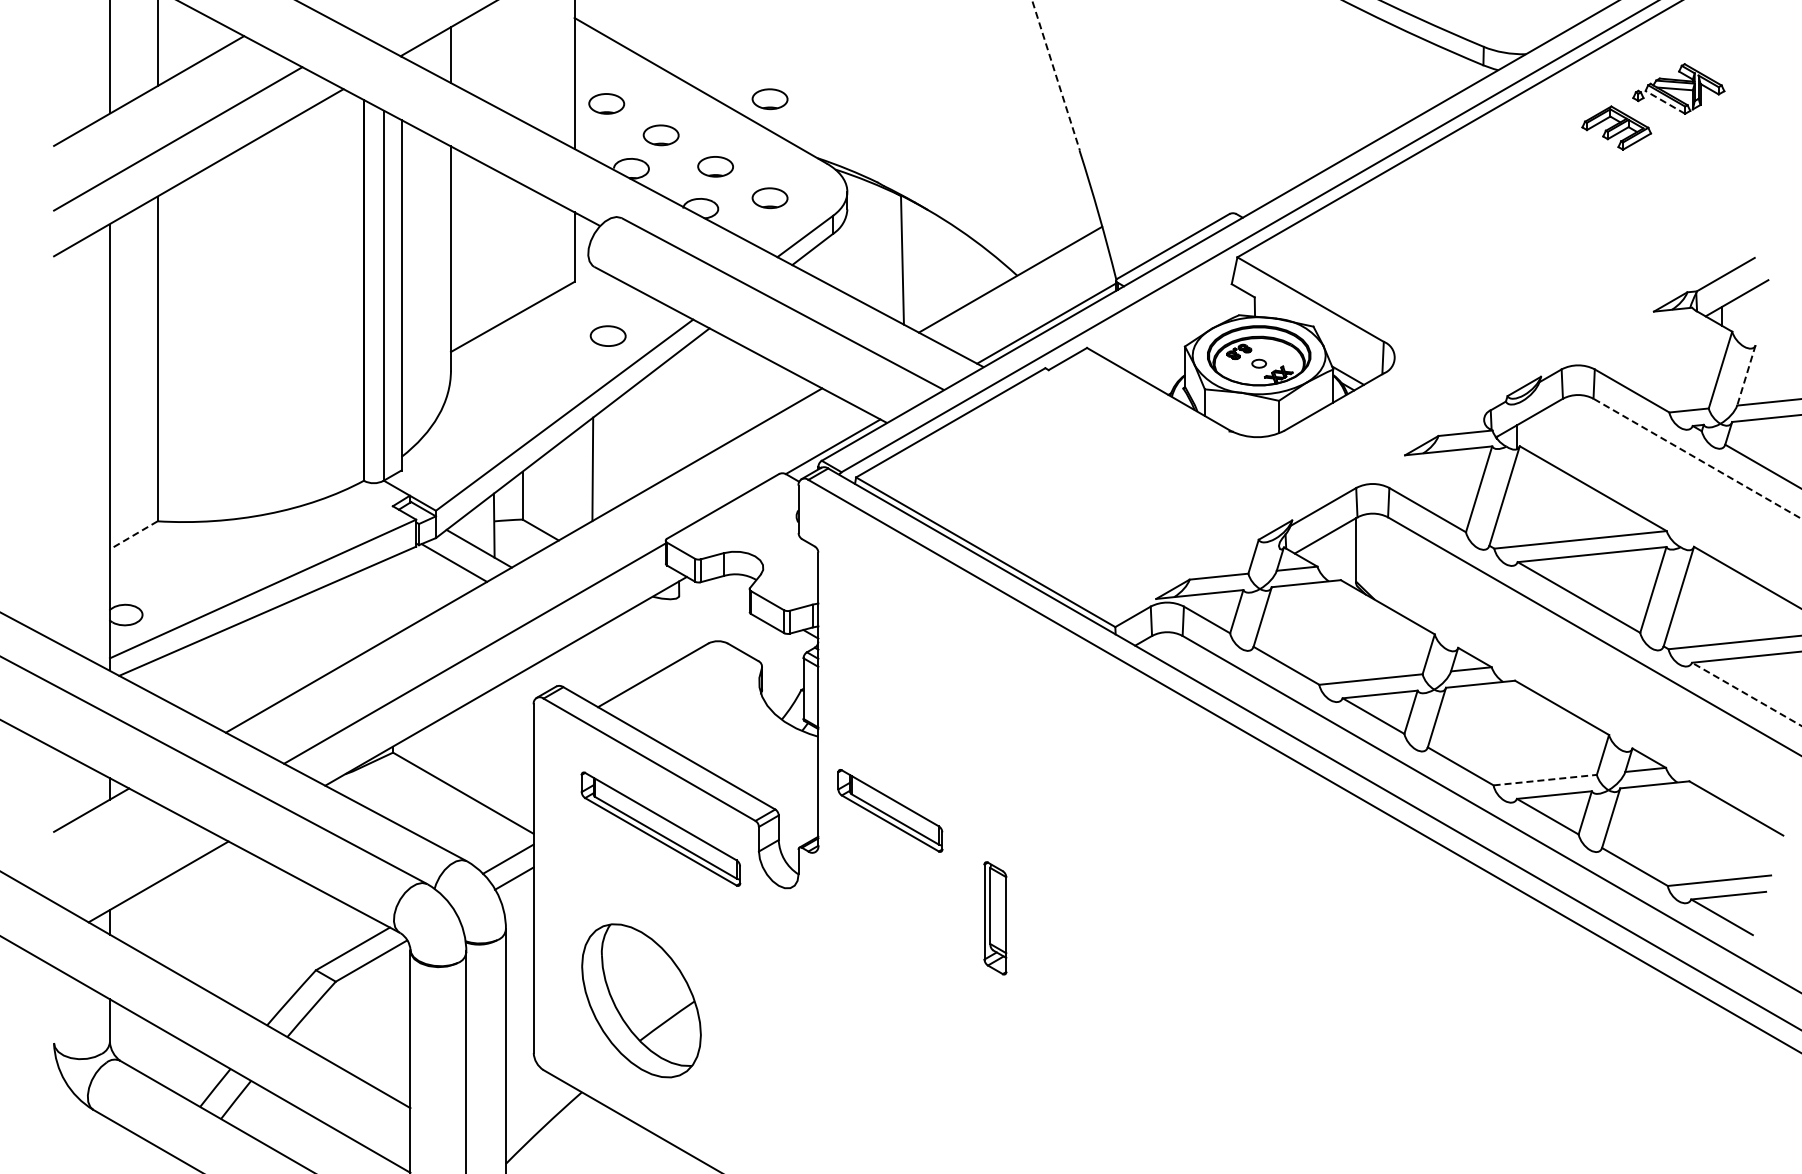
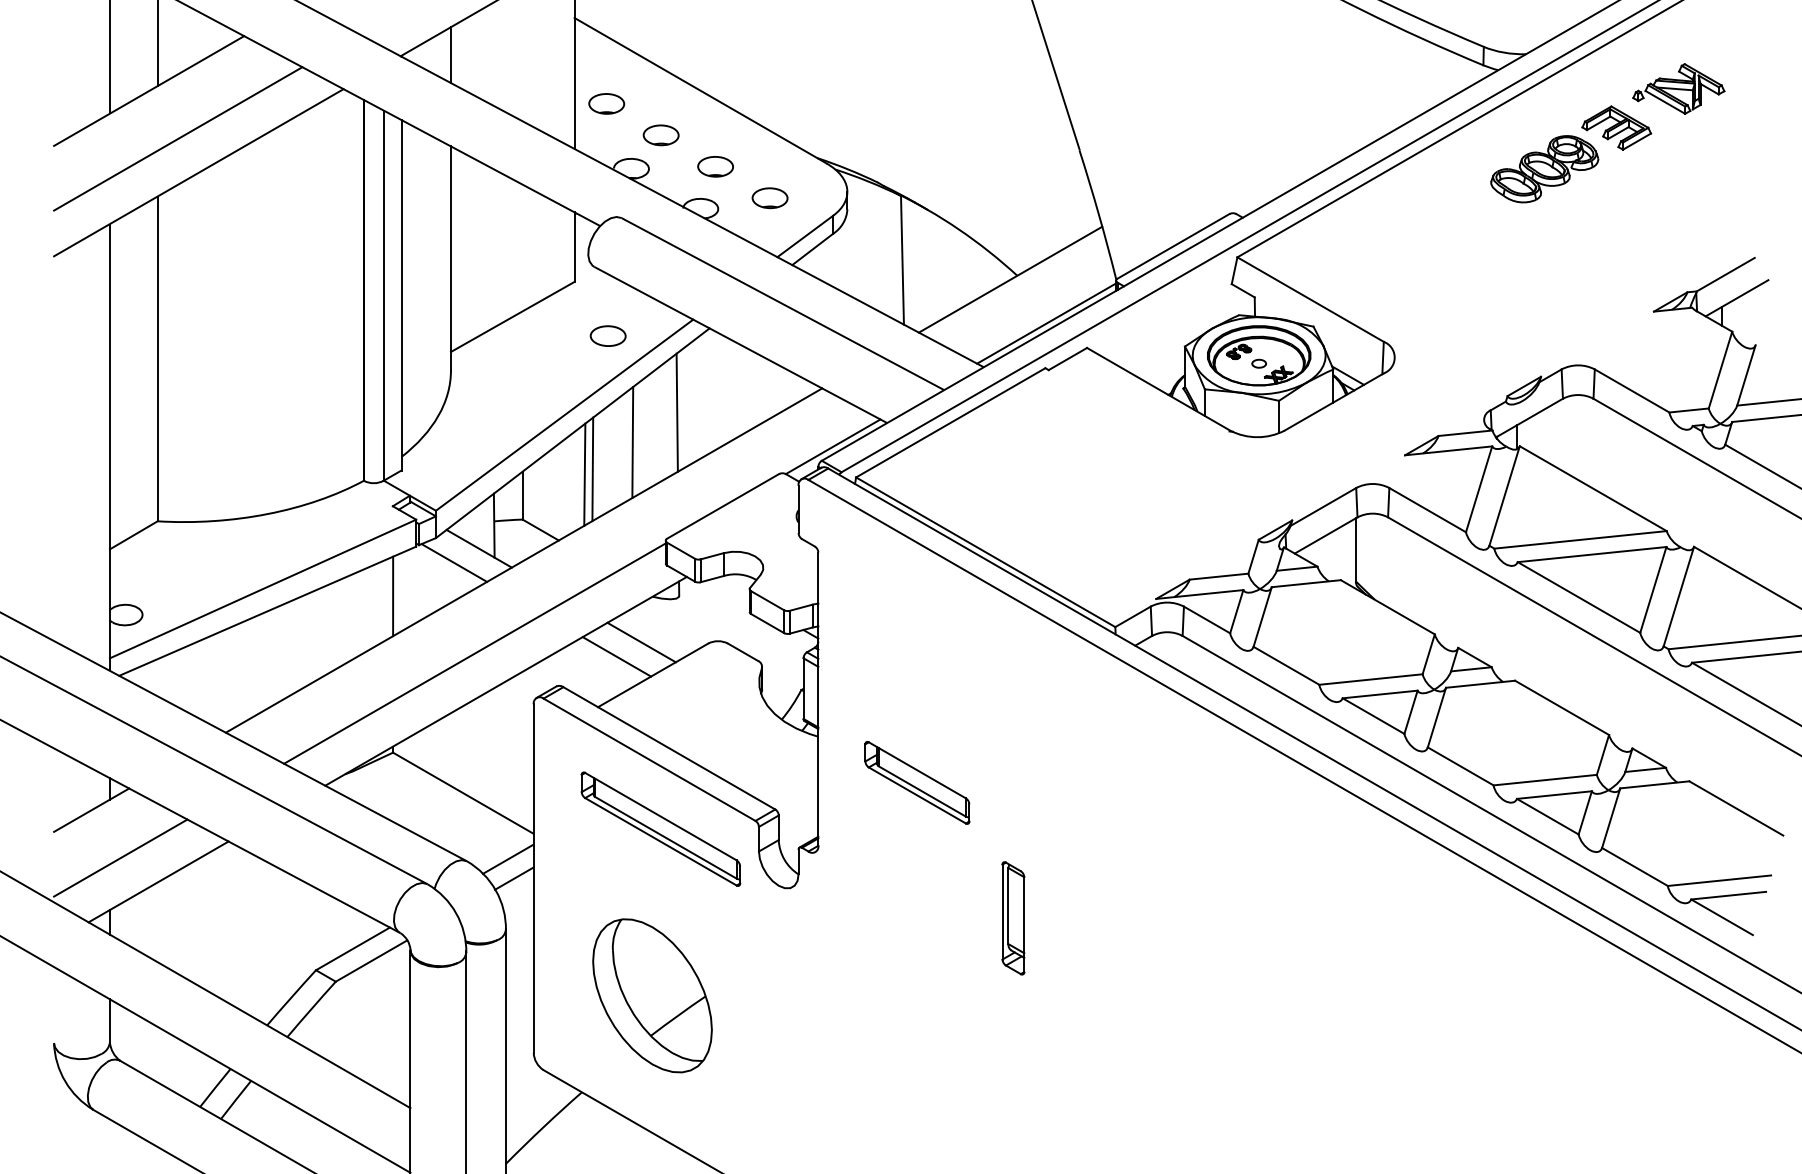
line: dashed -> solid (1055, 75)
part: present -> none (769, 99)
line: dashed -> solid (1665, 102)
part: none -> present (1544, 169)
line: dashed -> solid (1746, 375)
line: none -> present (676, 412)
line: none -> present (632, 442)
line: dashed -> solid (1697, 458)
line: none -> present (584, 474)
line: dashed -> solid (133, 535)
line: none -> present (393, 596)
line: none -> present (641, 642)
line: none -> present (616, 656)
line: dashed -> solid (1746, 694)
line: dashed -> solid (1545, 780)
part position: (890, 810) -> (917, 782) (917, 782)
line: none -> present (120, 857)
part position: (995, 918) -> (1013, 918) (1013, 918)
part position: (641, 1000) -> (652, 995) (652, 995)
